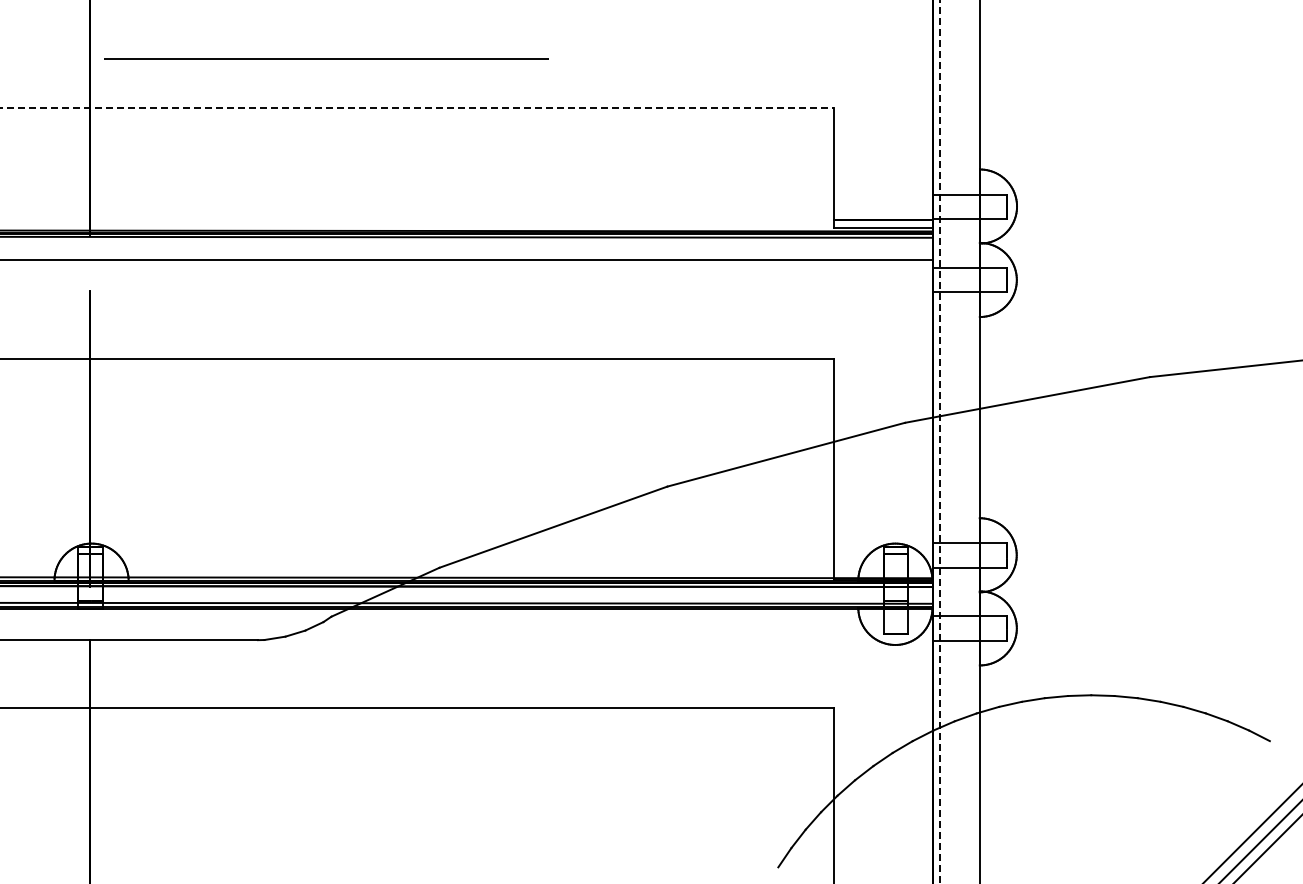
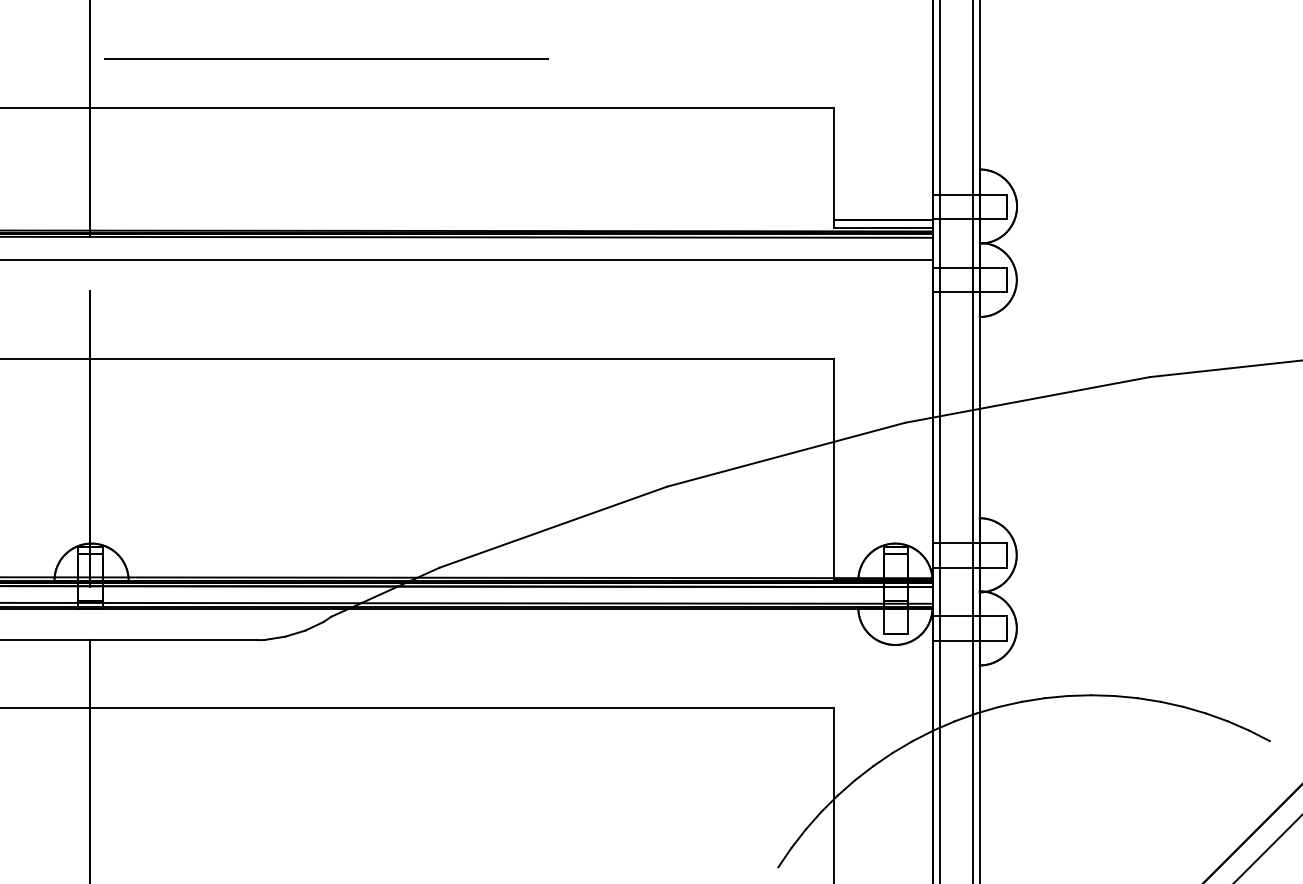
line: dashed -> solid (417, 108)
line: none -> present (972, 441)
line: dashed -> solid (940, 442)
line position: (1260, 841) -> (1252, 833) (1252, 833)
